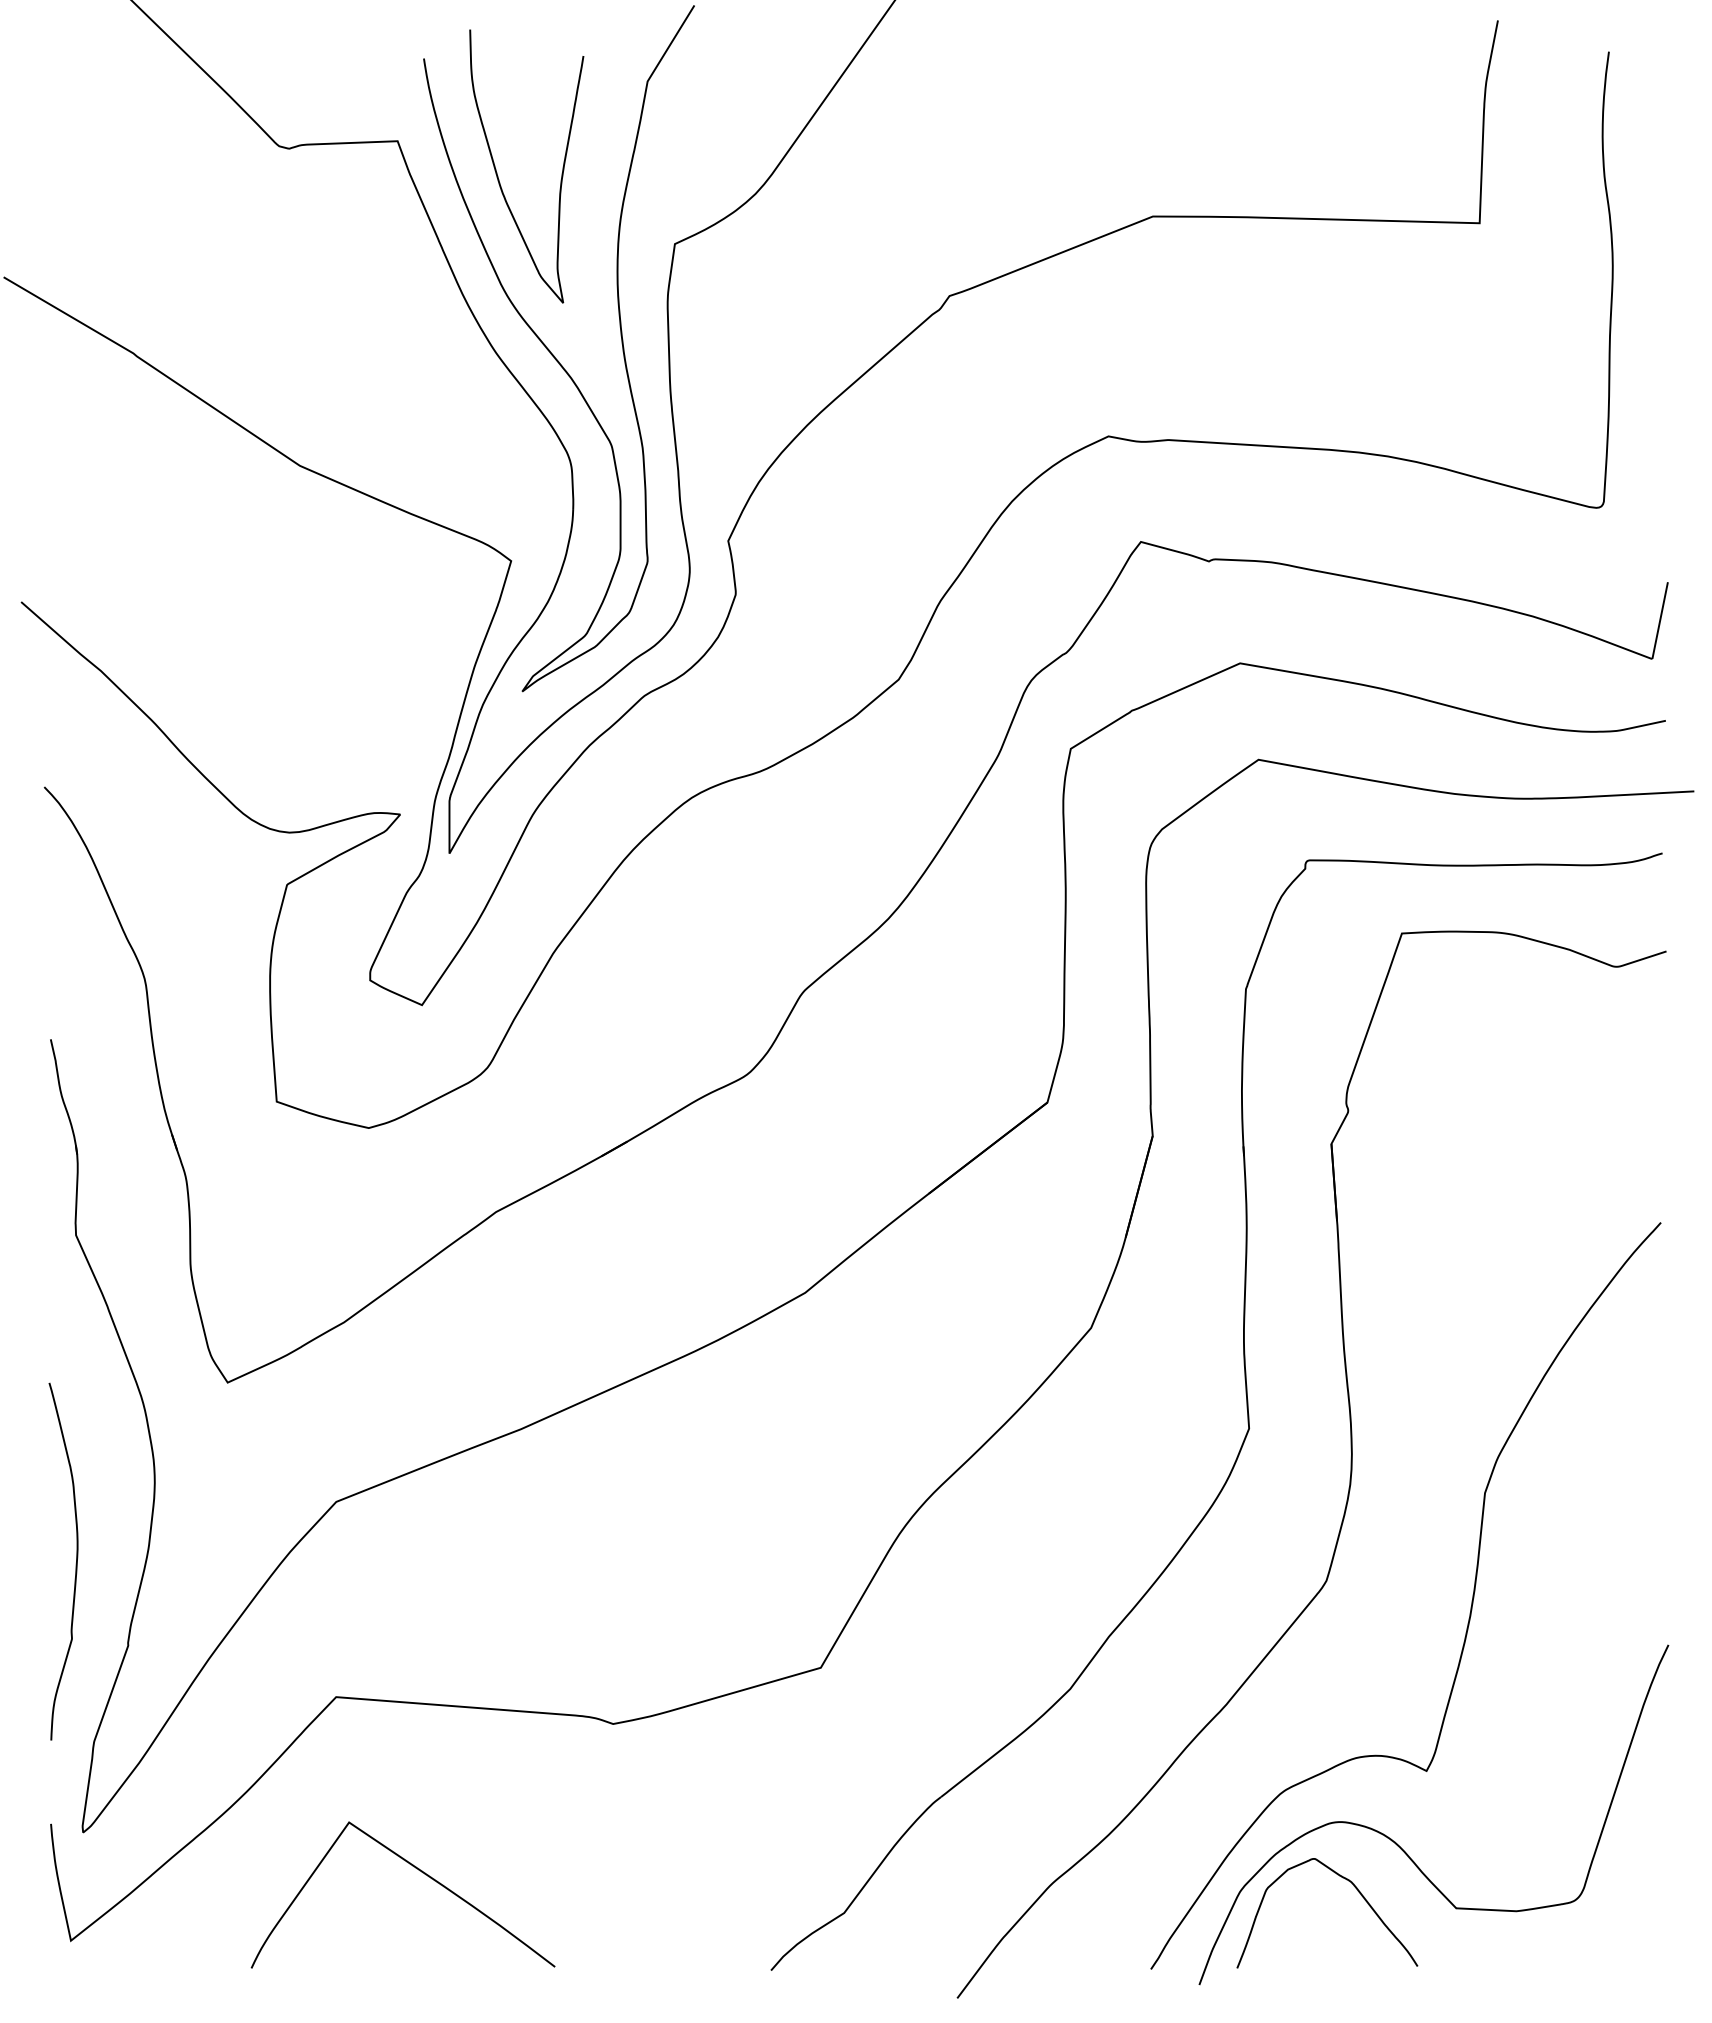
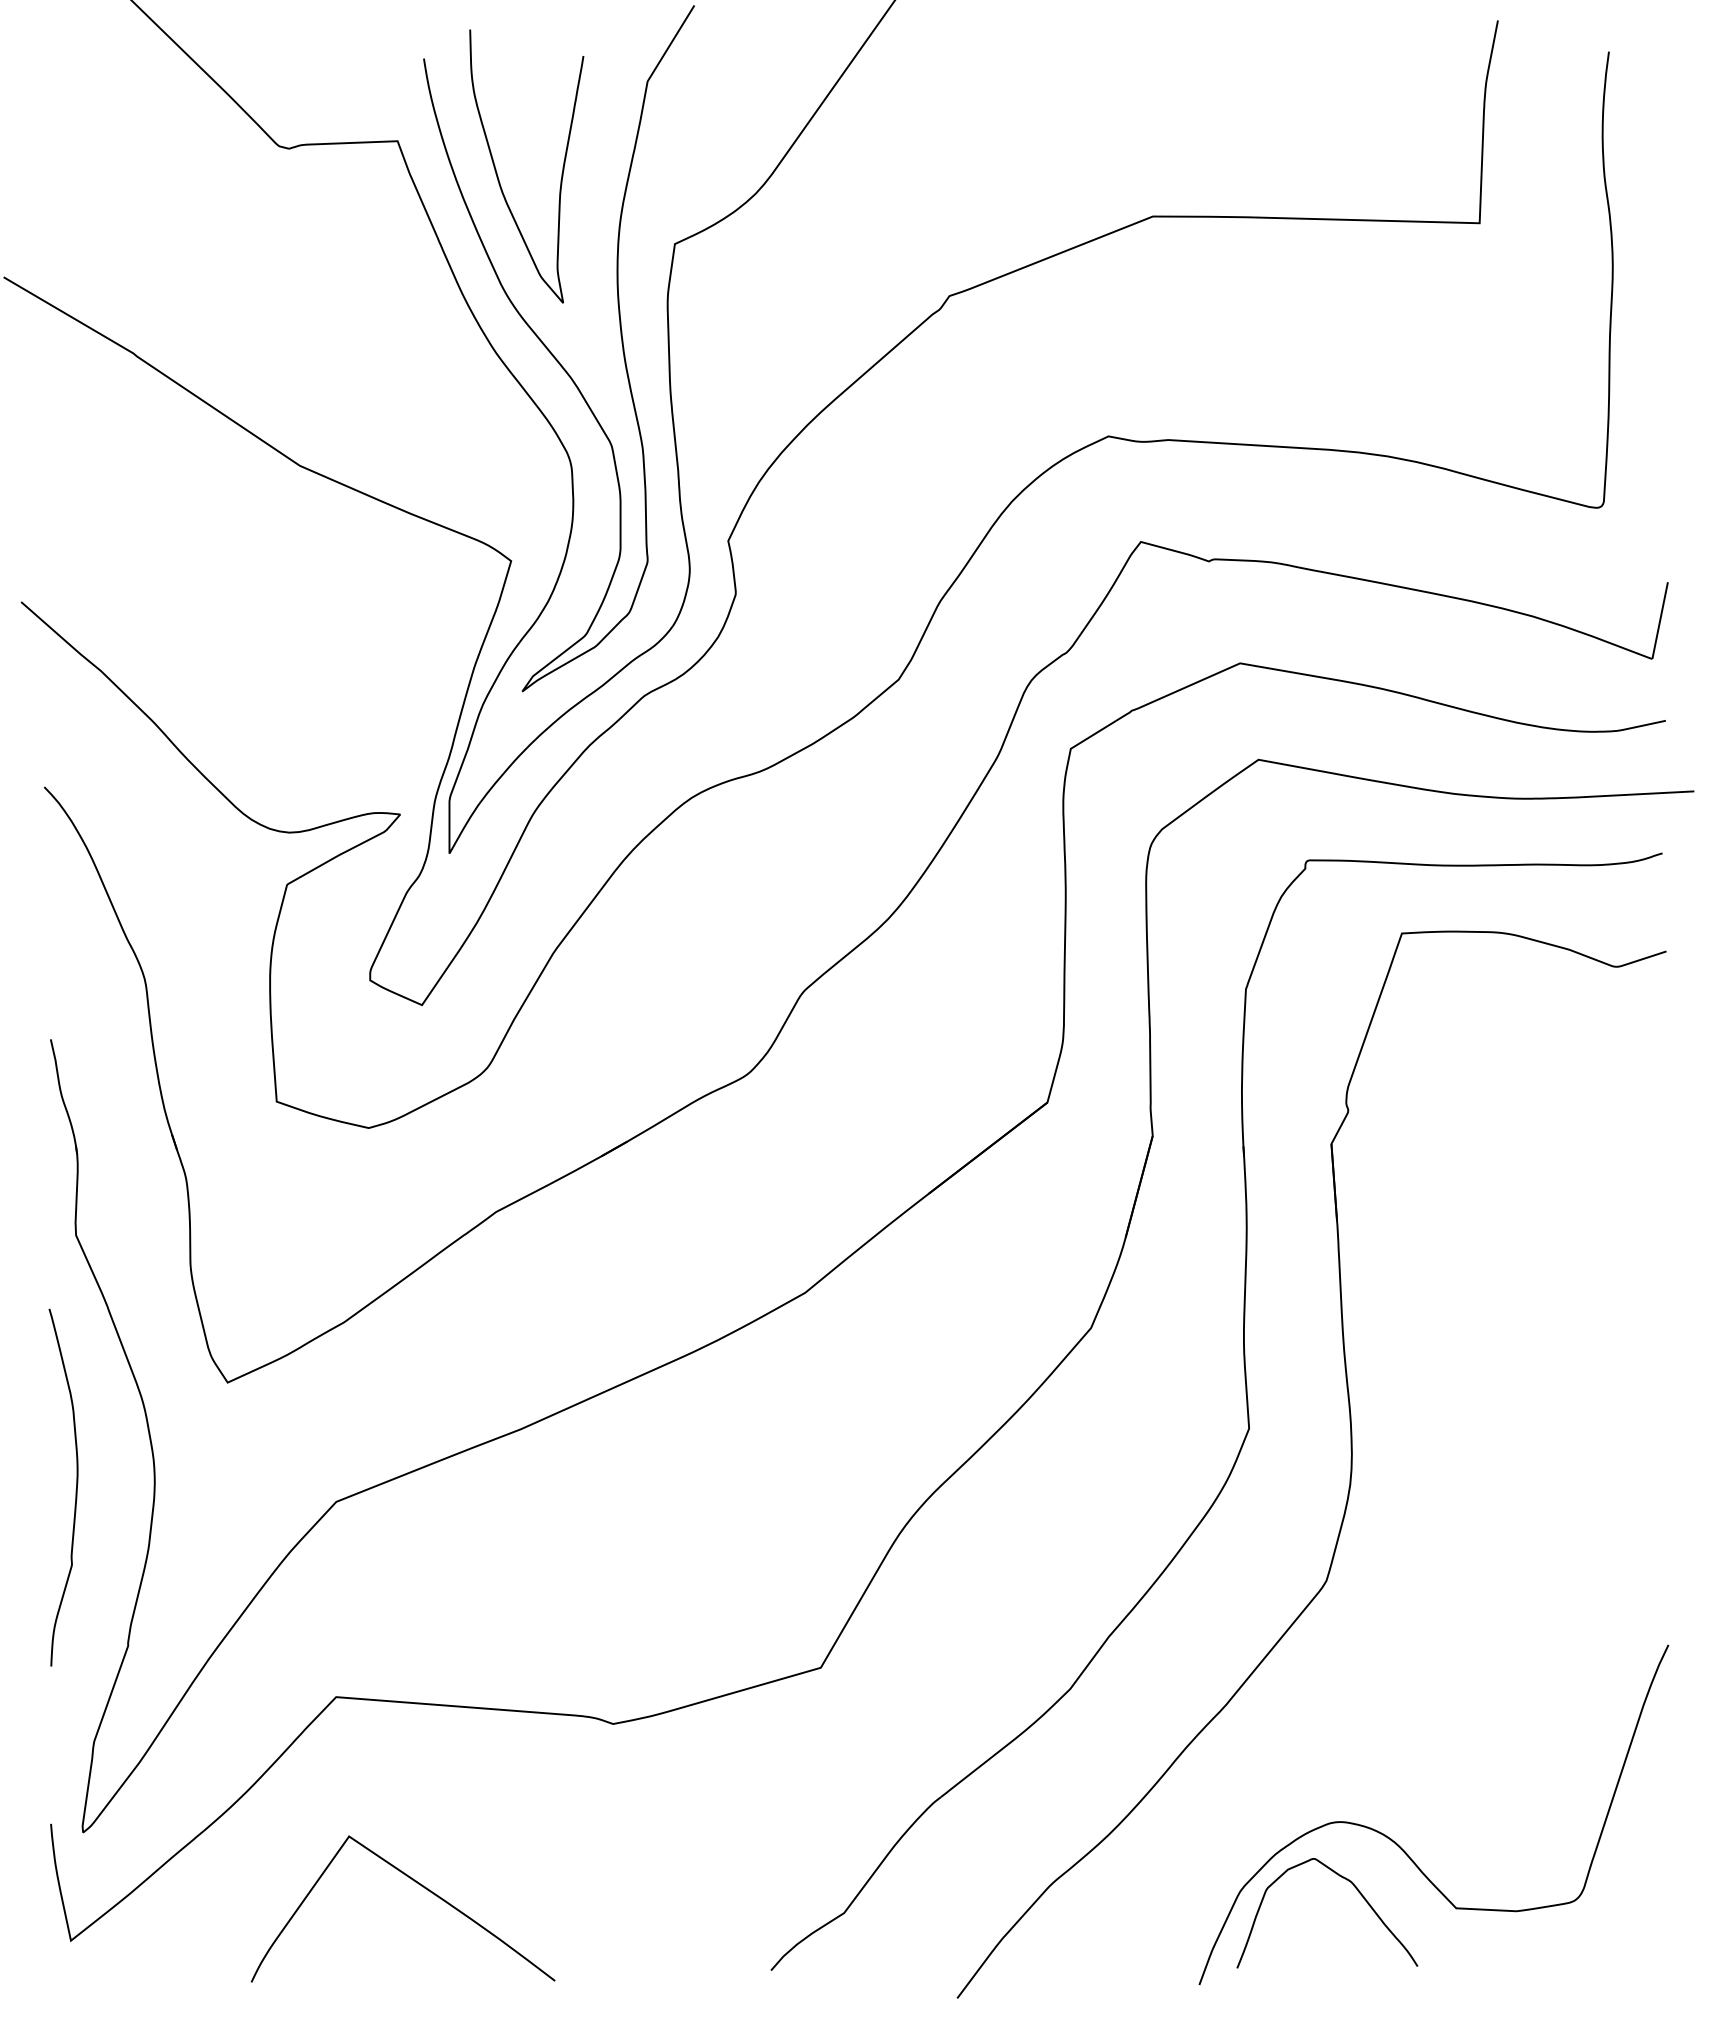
curve position: (75, 1563) -> (75, 1489) (75, 1489)
curve: present -> none (1470, 1607)
curve position: (418, 1870) -> (418, 1884) (418, 1884)
